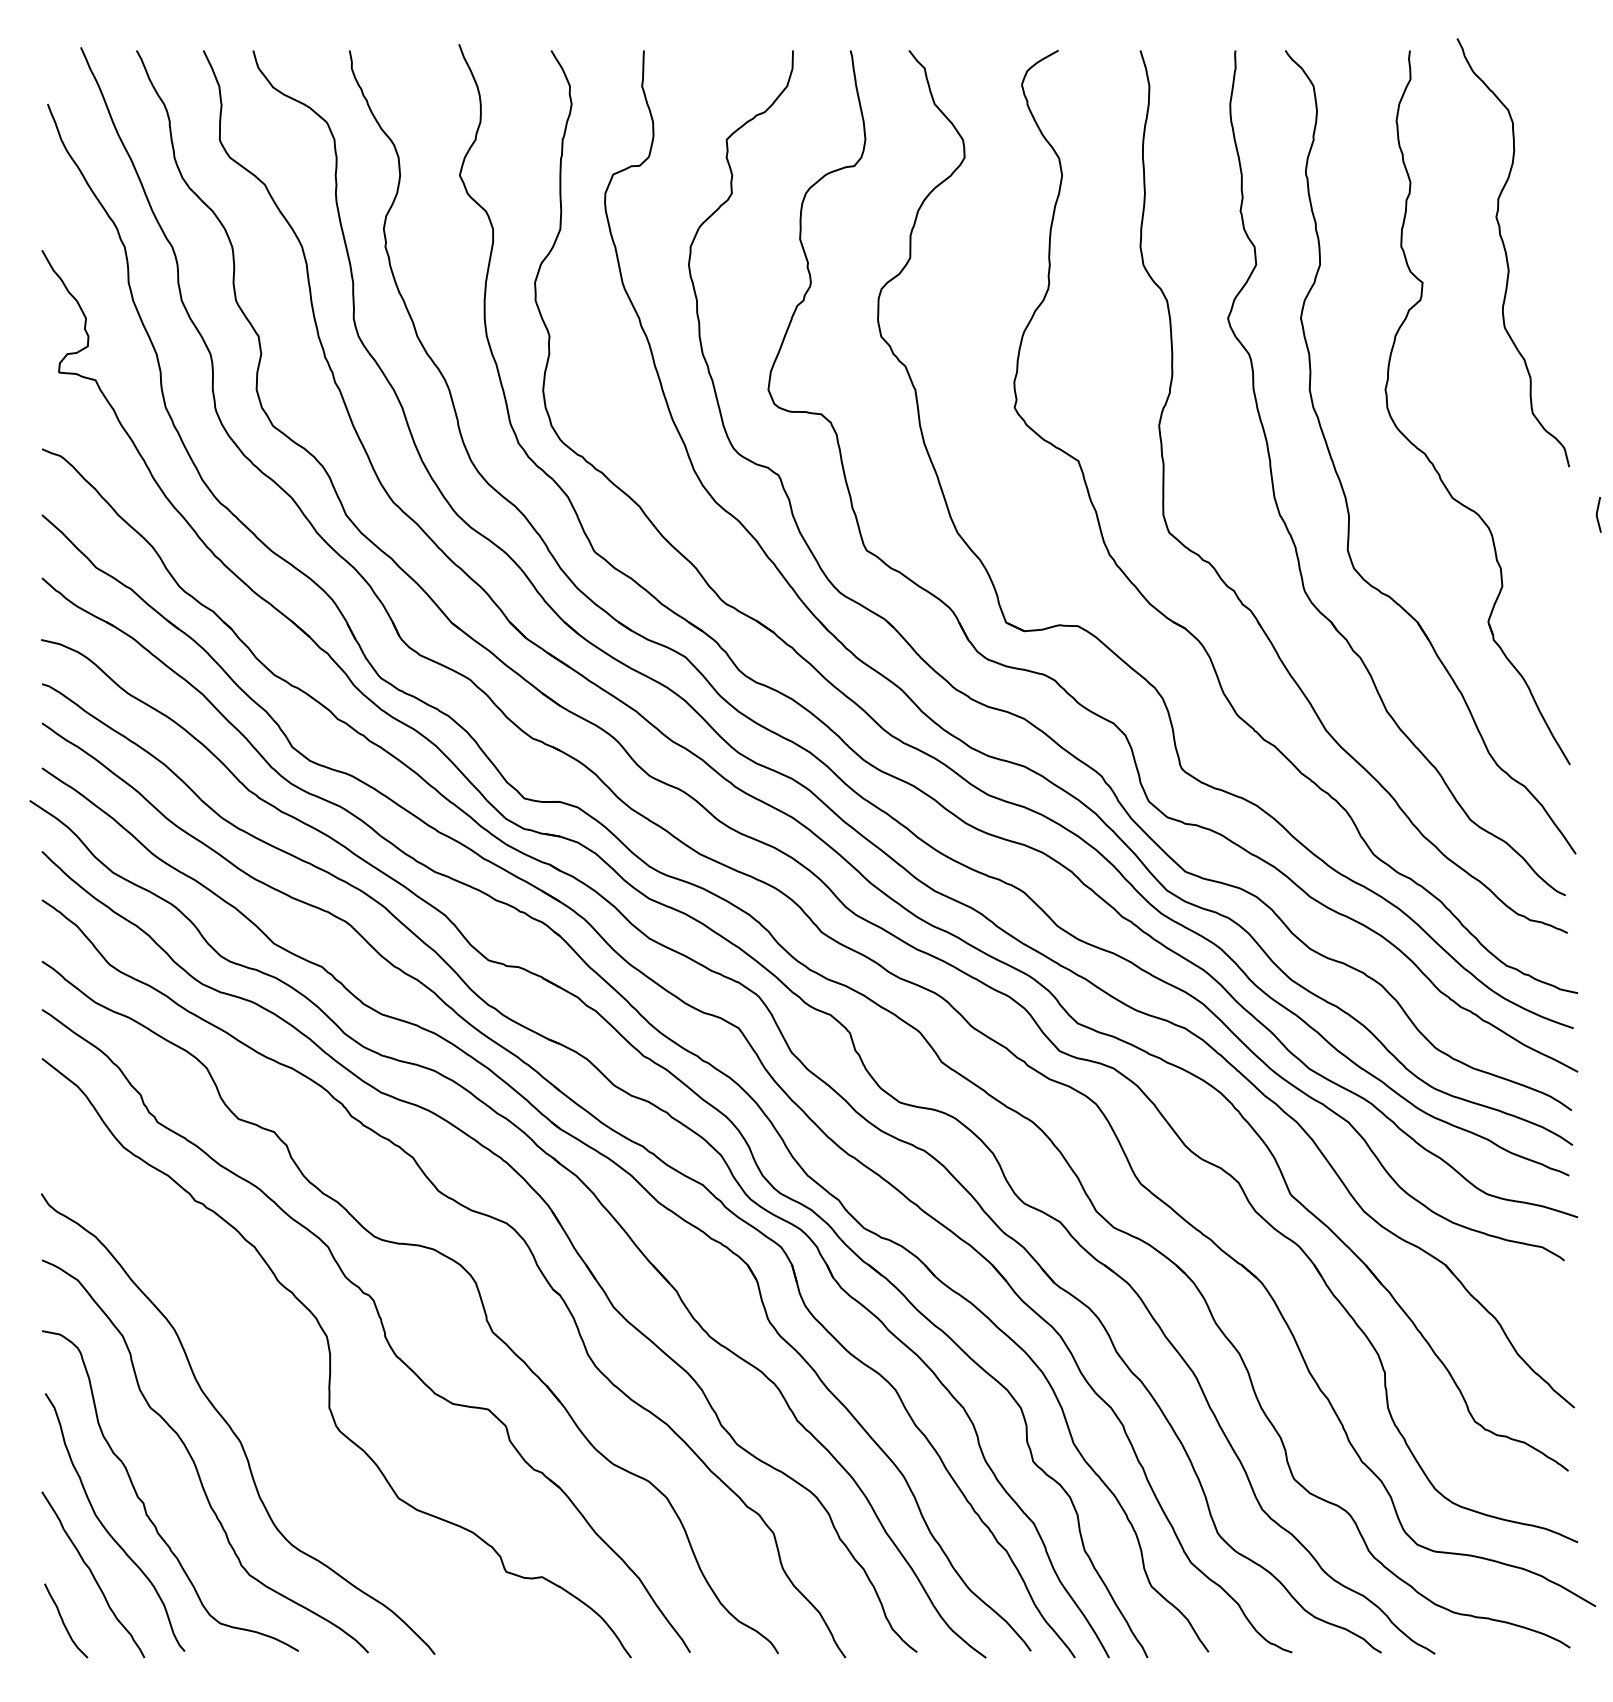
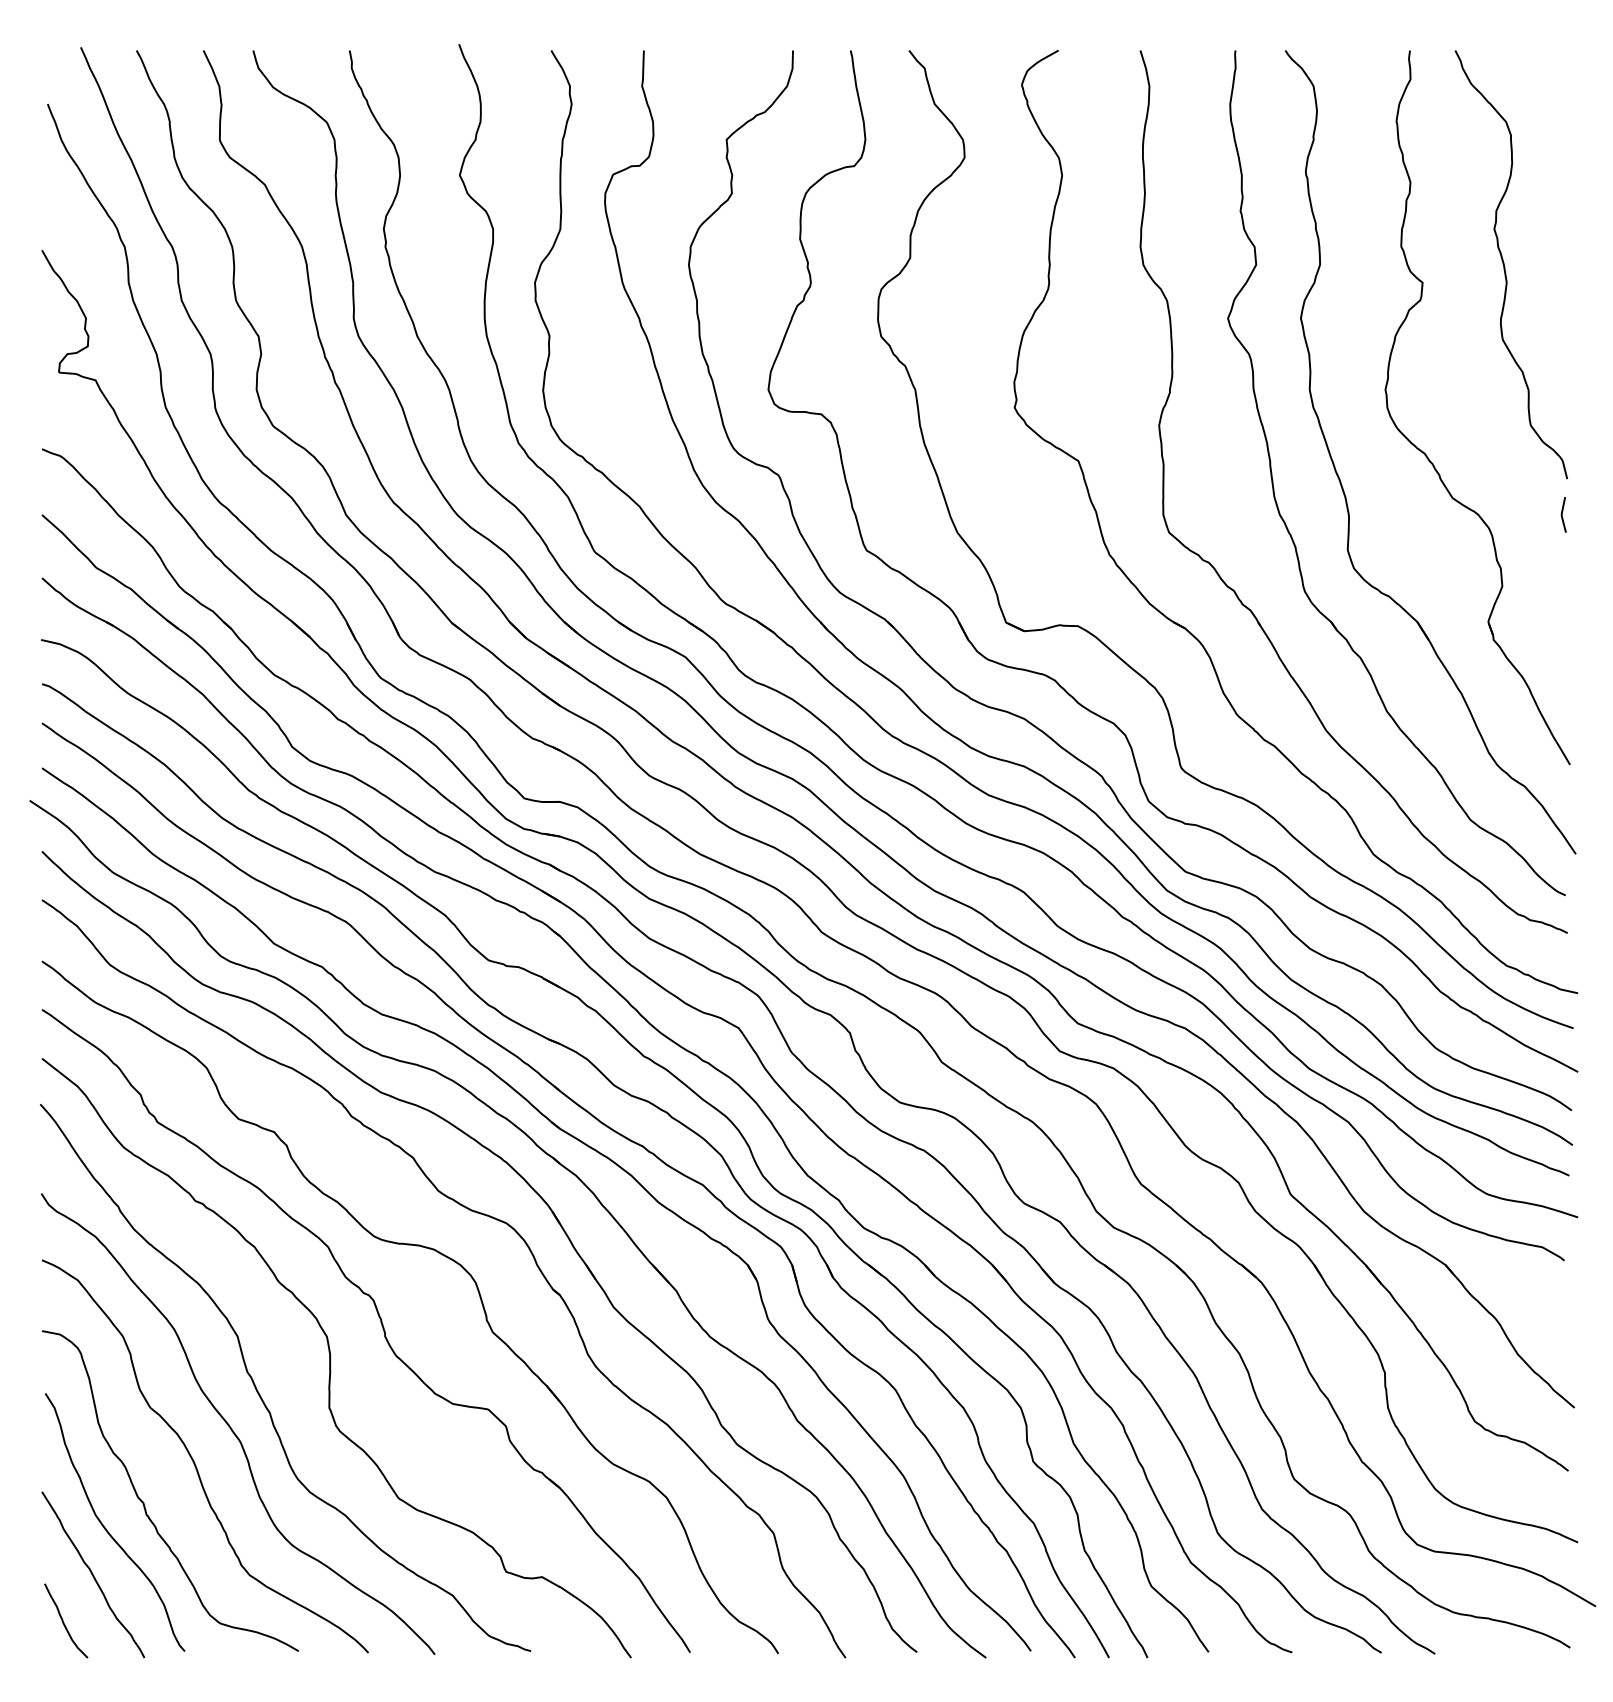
curve position: (1507, 254) -> (1505, 266) (1505, 266)
line position: (1597, 514) -> (1562, 514) (1562, 514)
curve: none -> present (259, 1392)
